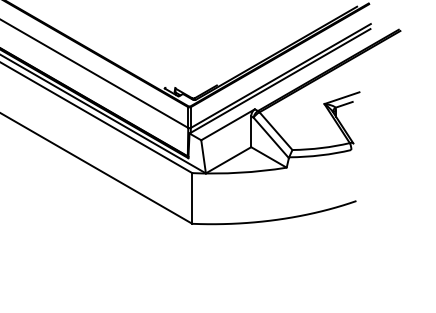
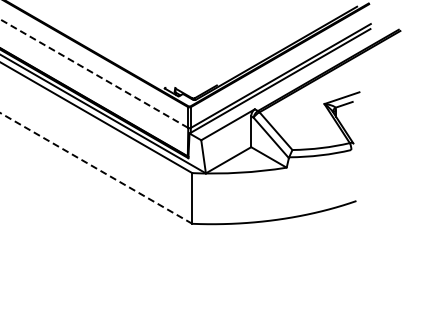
line: solid -> dashed (93, 73)
line: solid -> dashed (96, 168)
